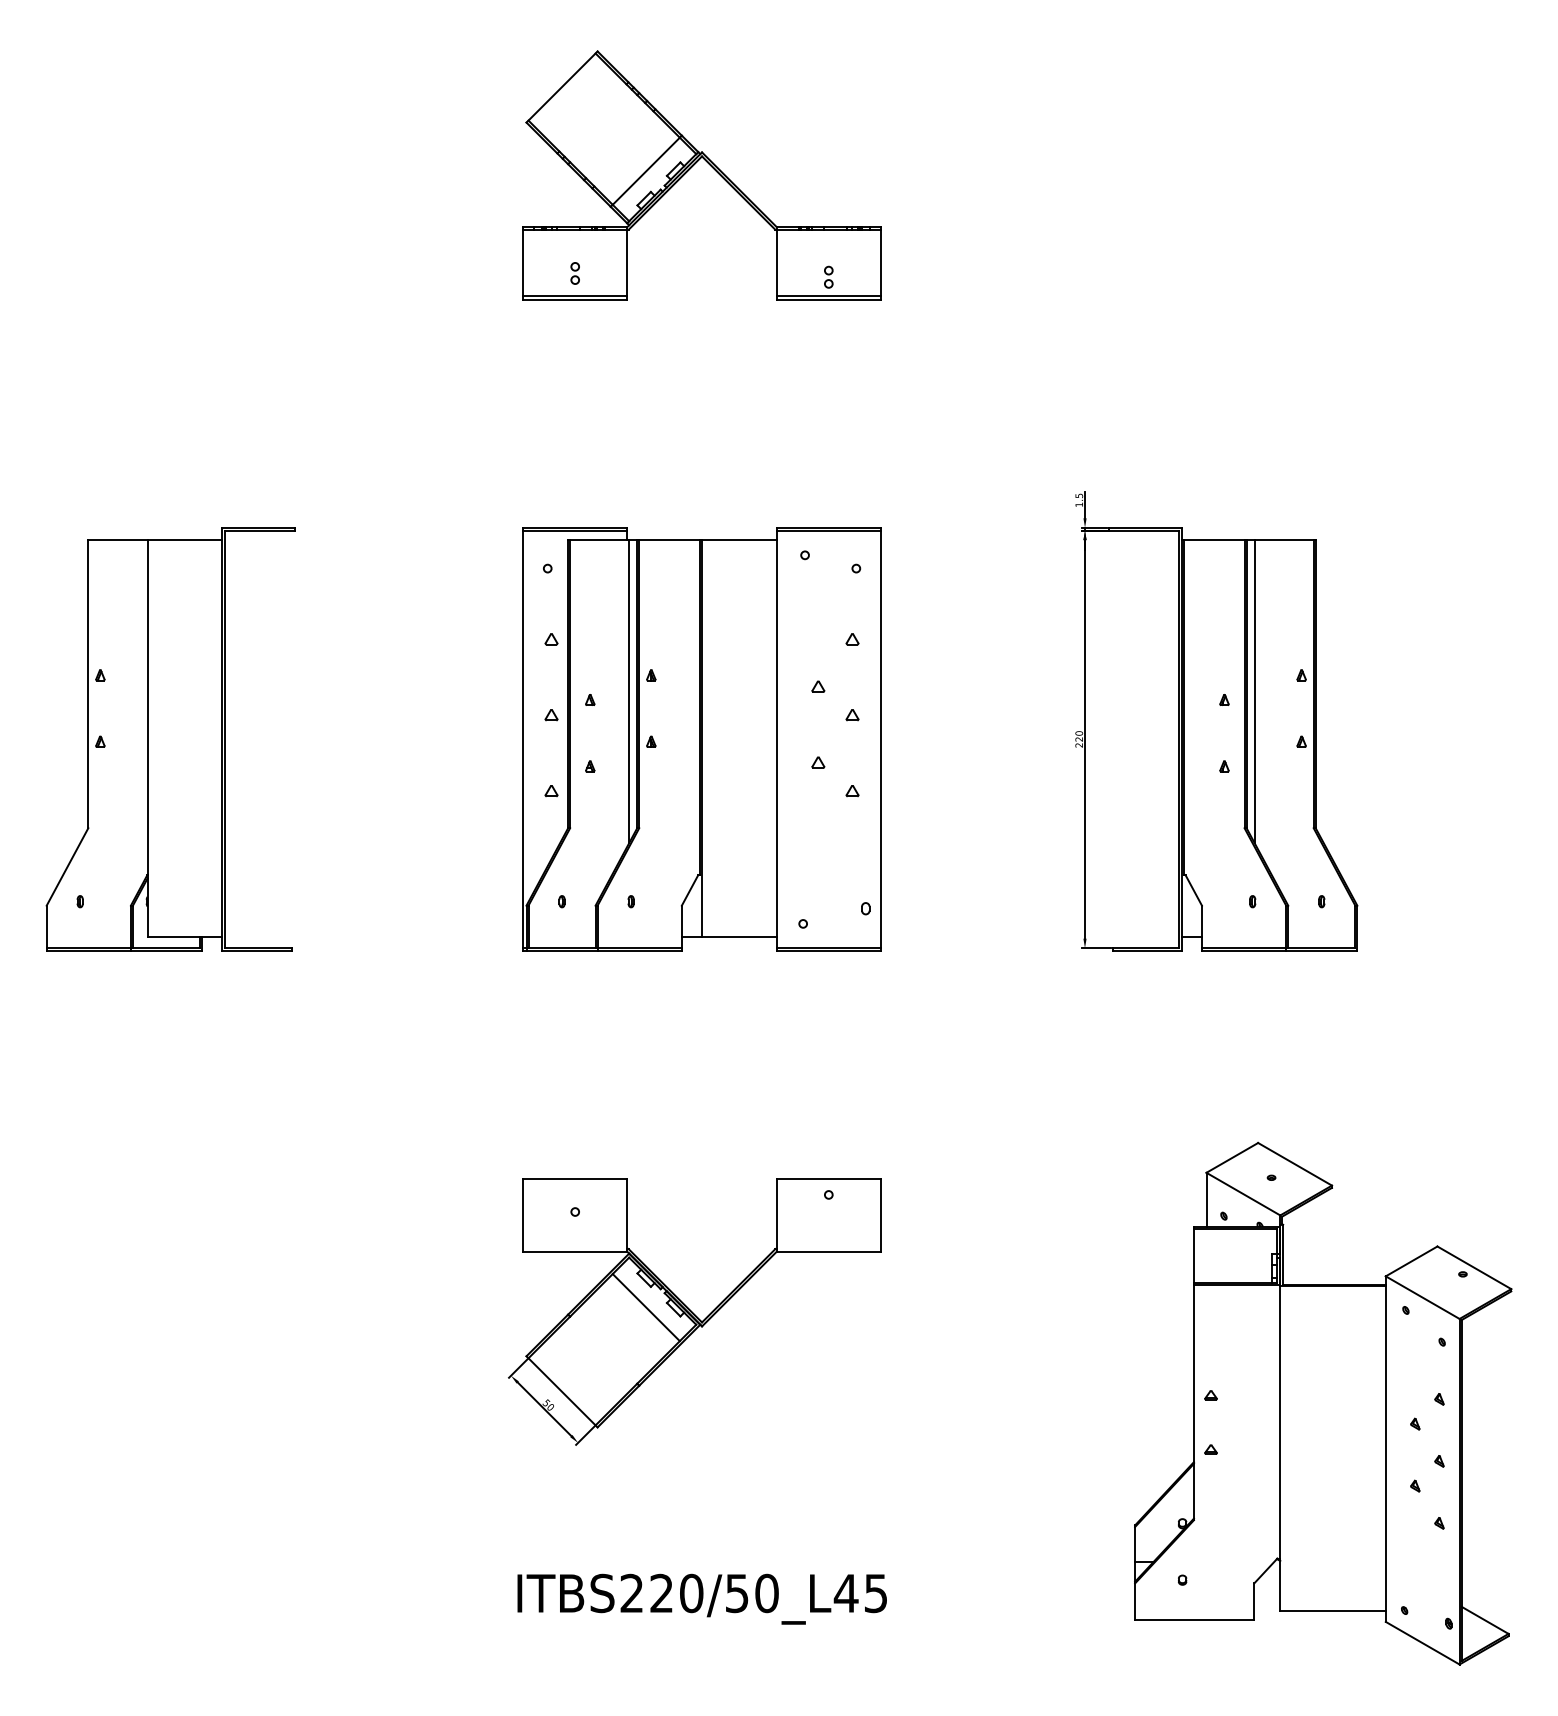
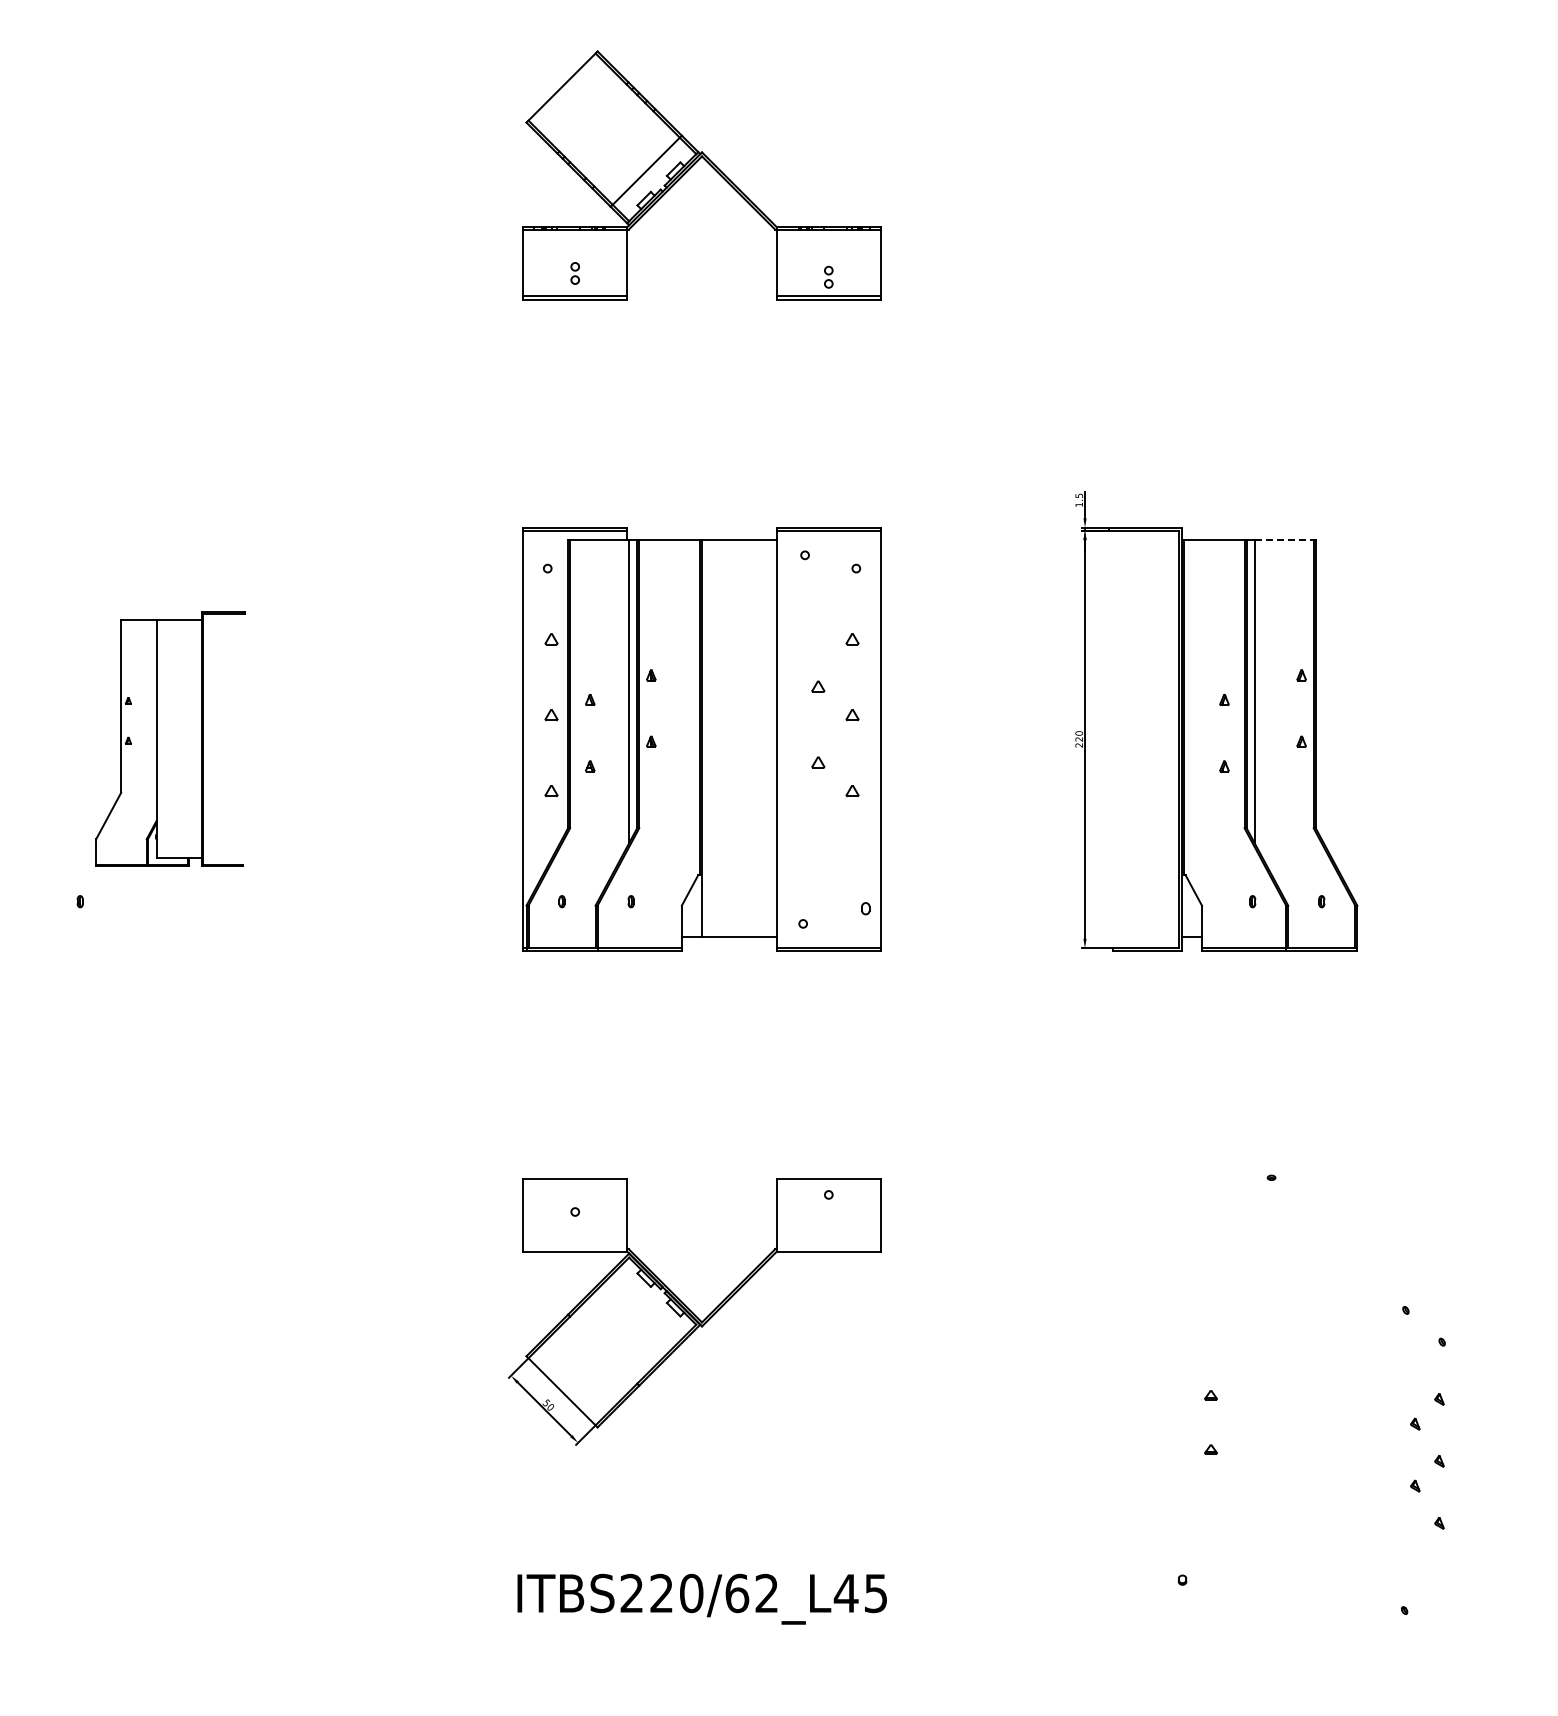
line: solid -> dashed (1284, 540)
part size: 251x425 px -> 151x256 px (170, 738)
line: present -> none (645, 1307)
part: present -> none (1323, 1403)
text: ITBS220/50_L45 -> ITBS220/62_L45 (751, 1593)
